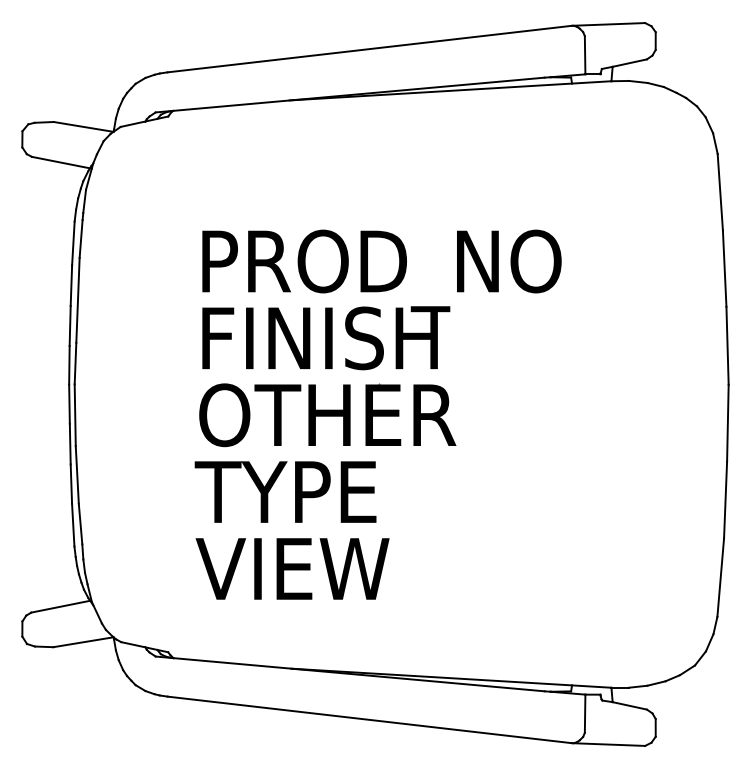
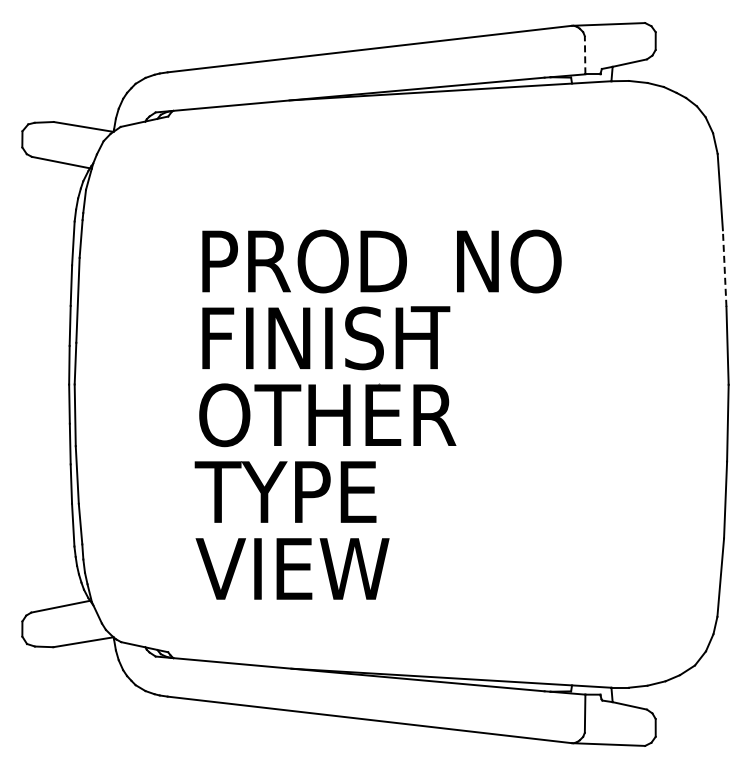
line: solid -> dashed (585, 54)
line: solid -> dashed (724, 268)
